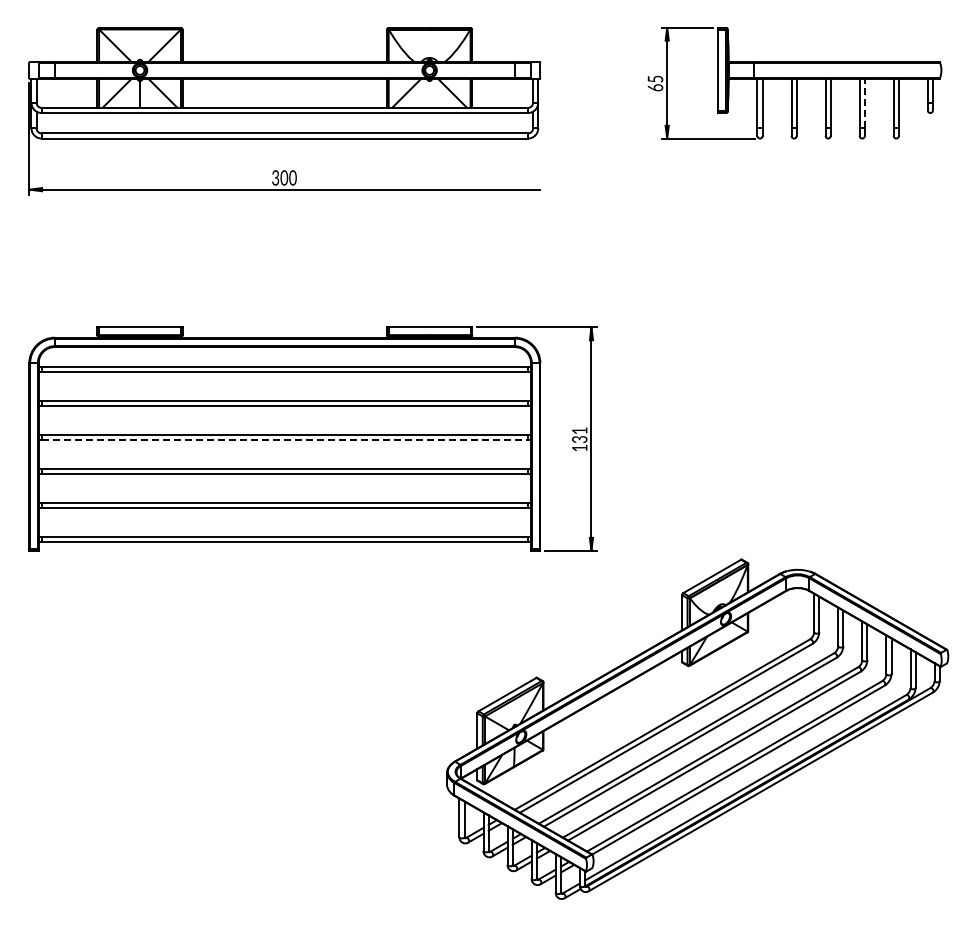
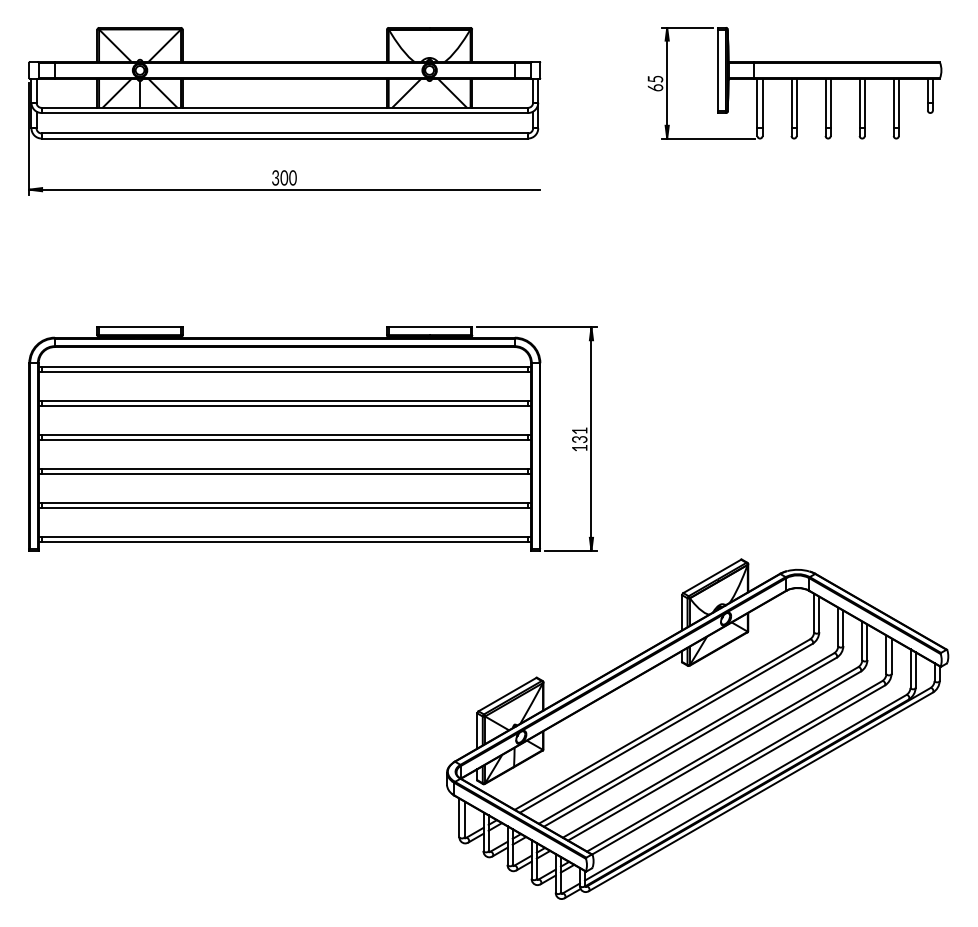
line: dashed -> solid (864, 103)
line: dashed -> solid (285, 439)
